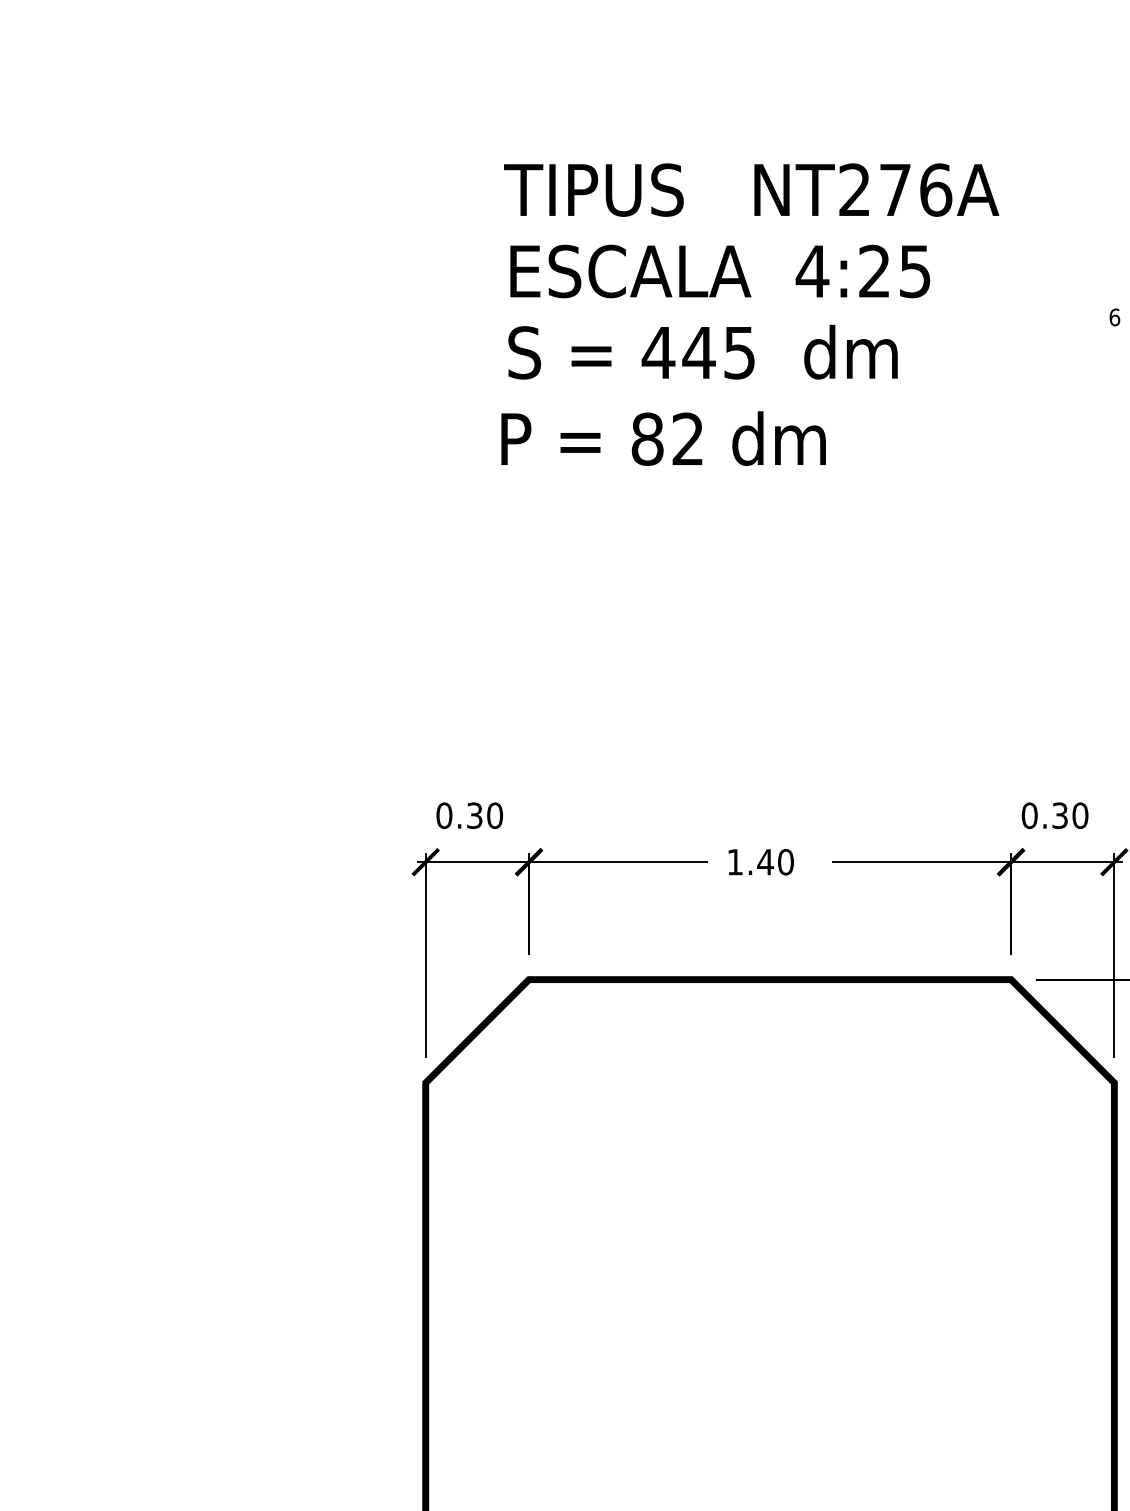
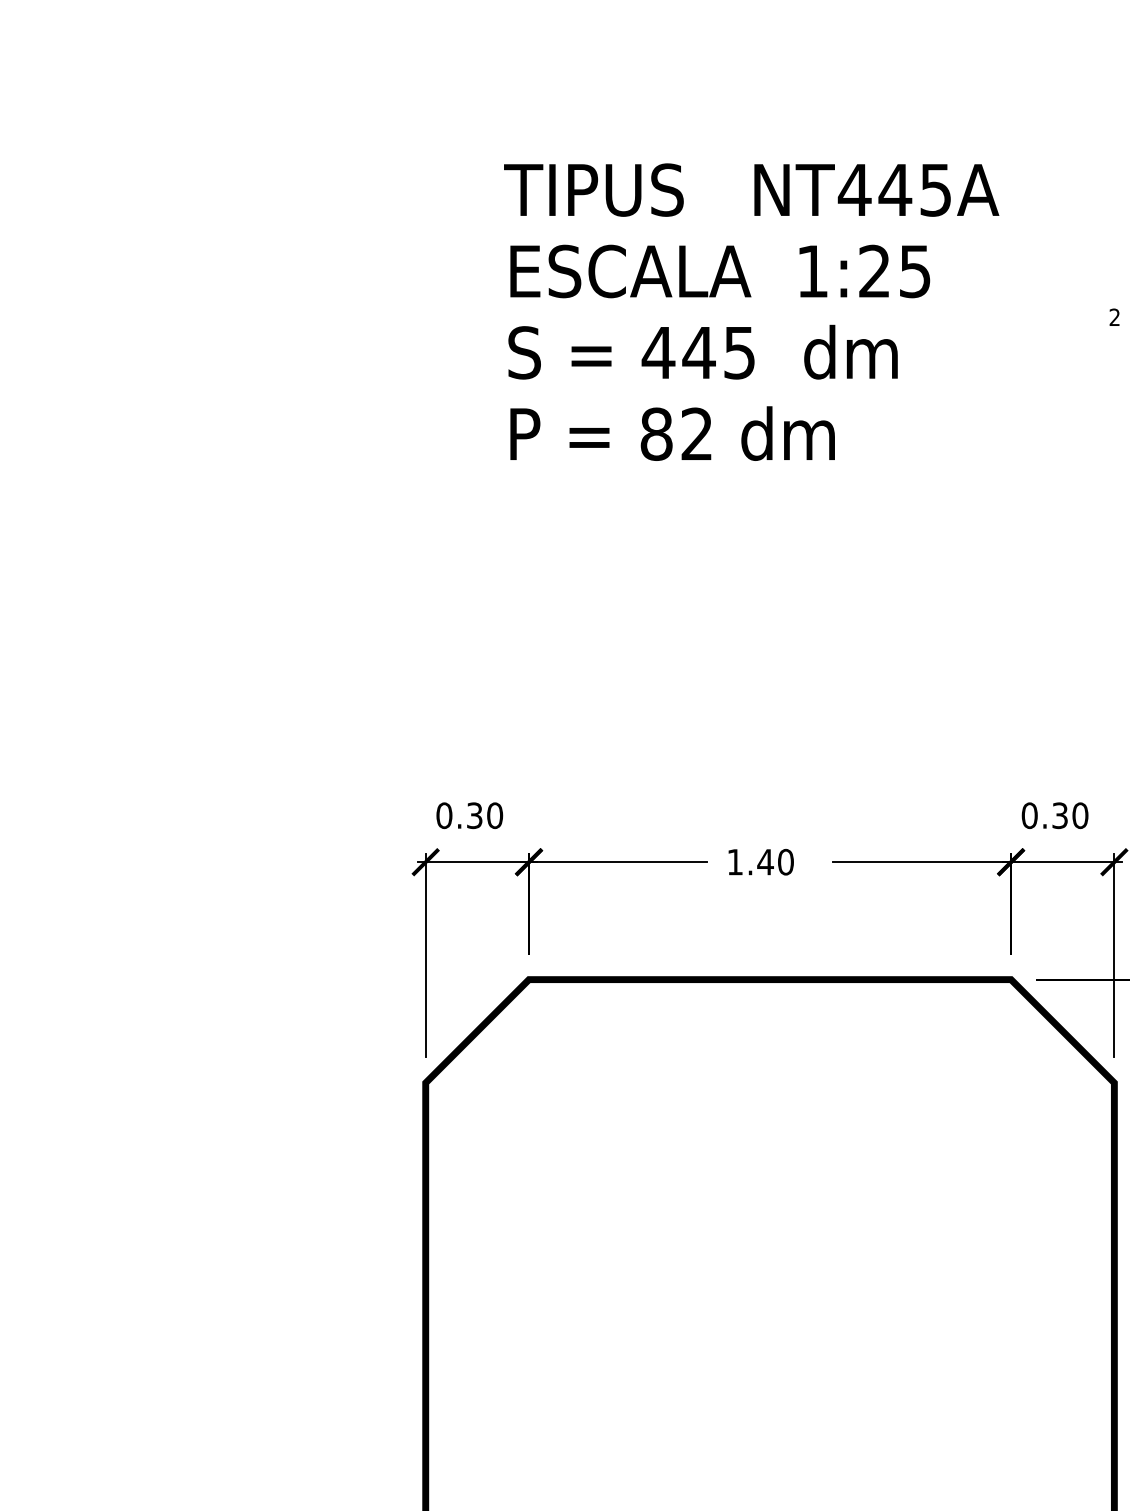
text: NT276A -> NT445A (894, 189)
text: 4:25 -> 1:25 (812, 271)
text: 6 -> 2 (1114, 317)
text position: (663, 438) -> (672, 433) (672, 433)
